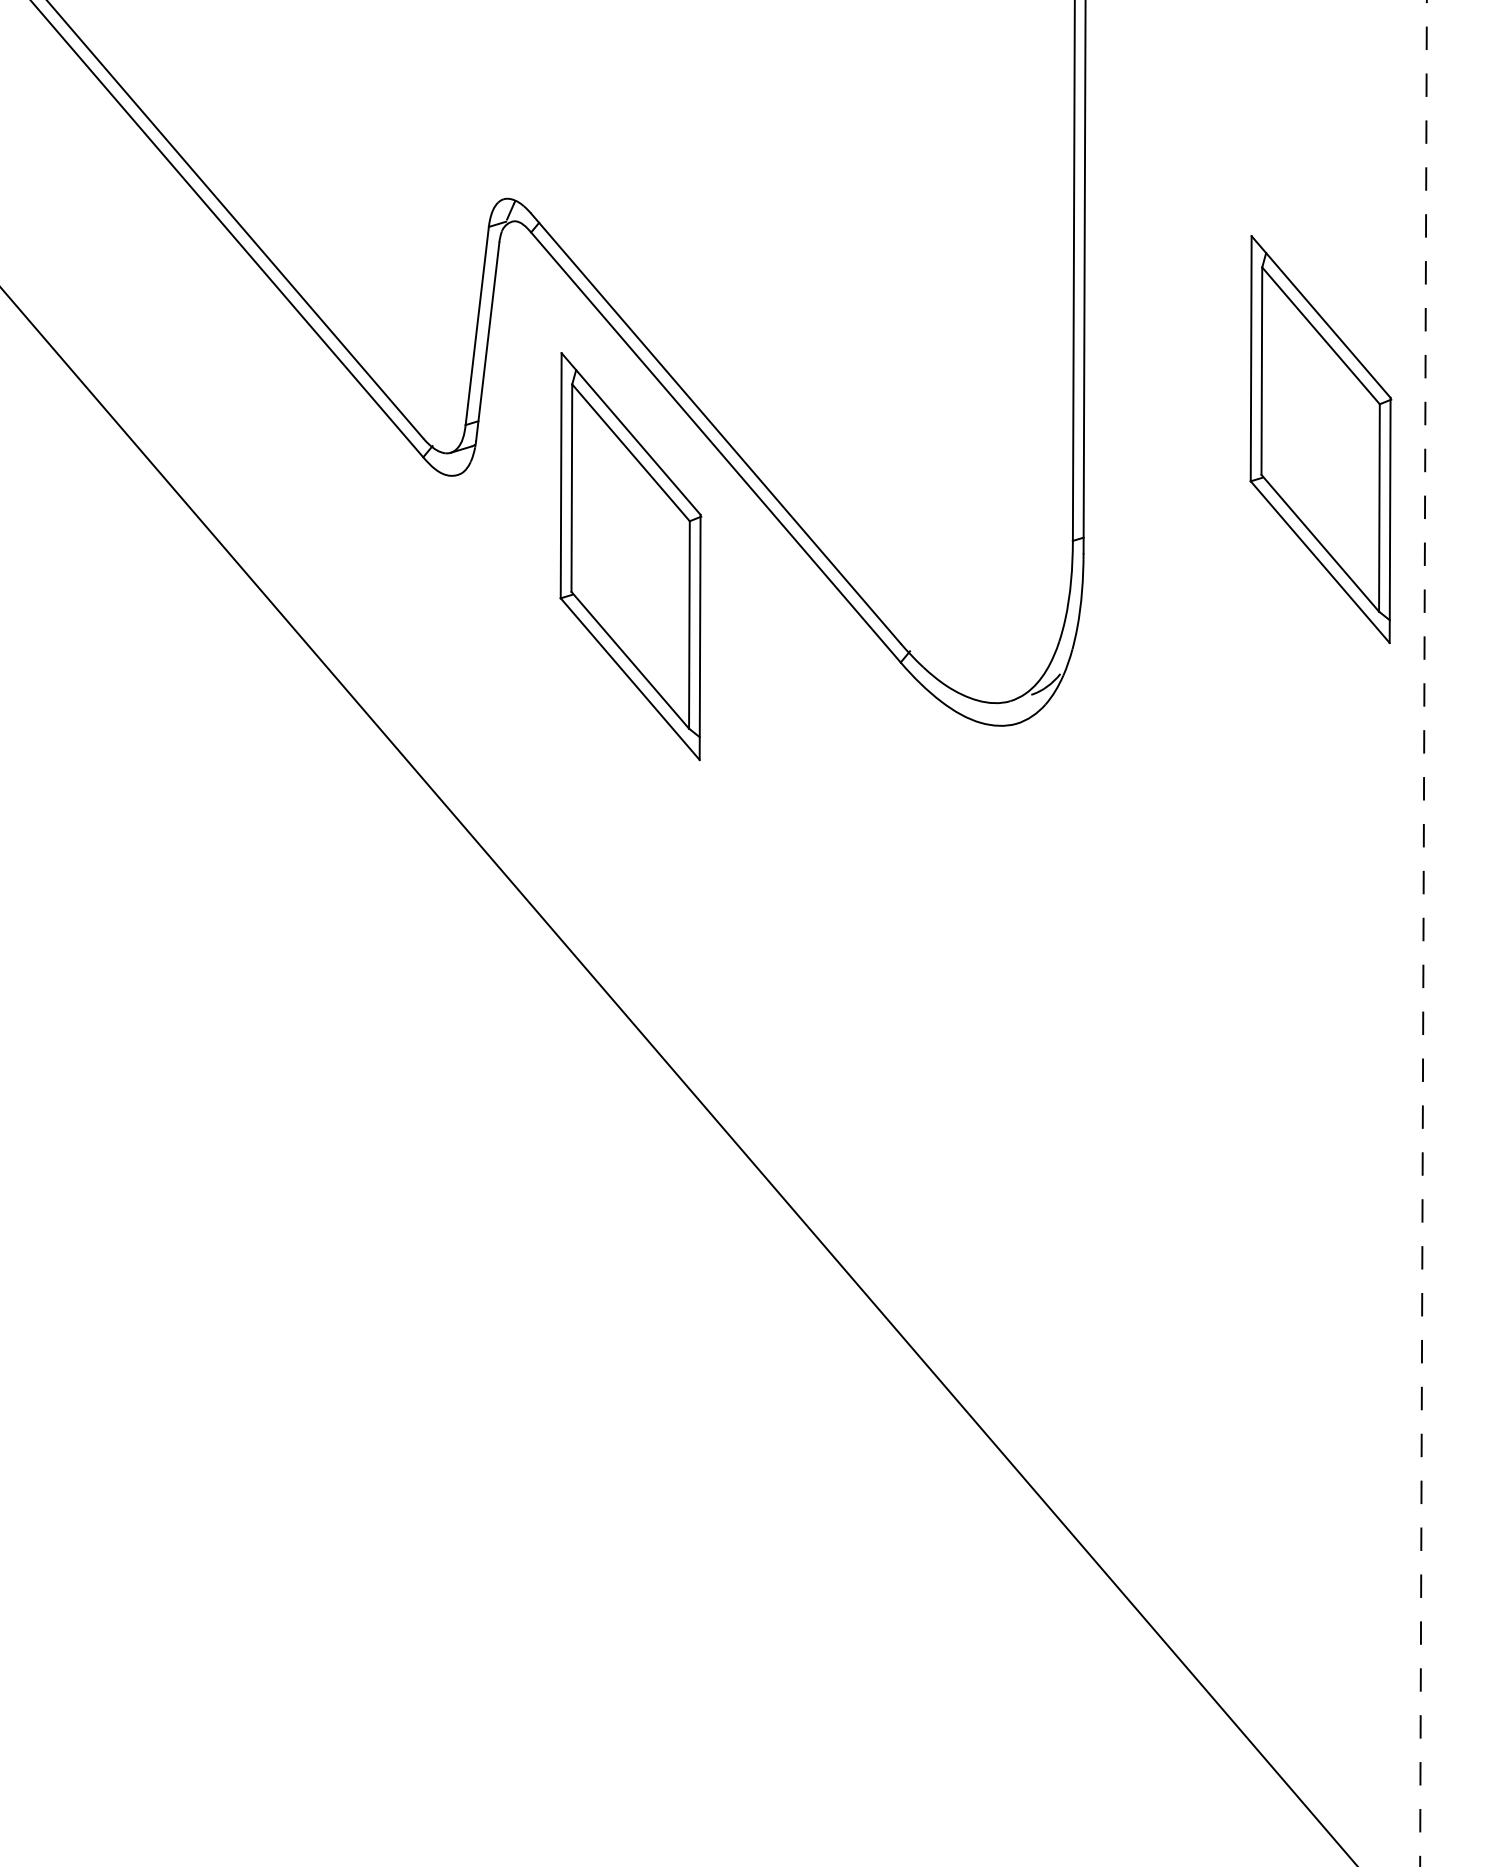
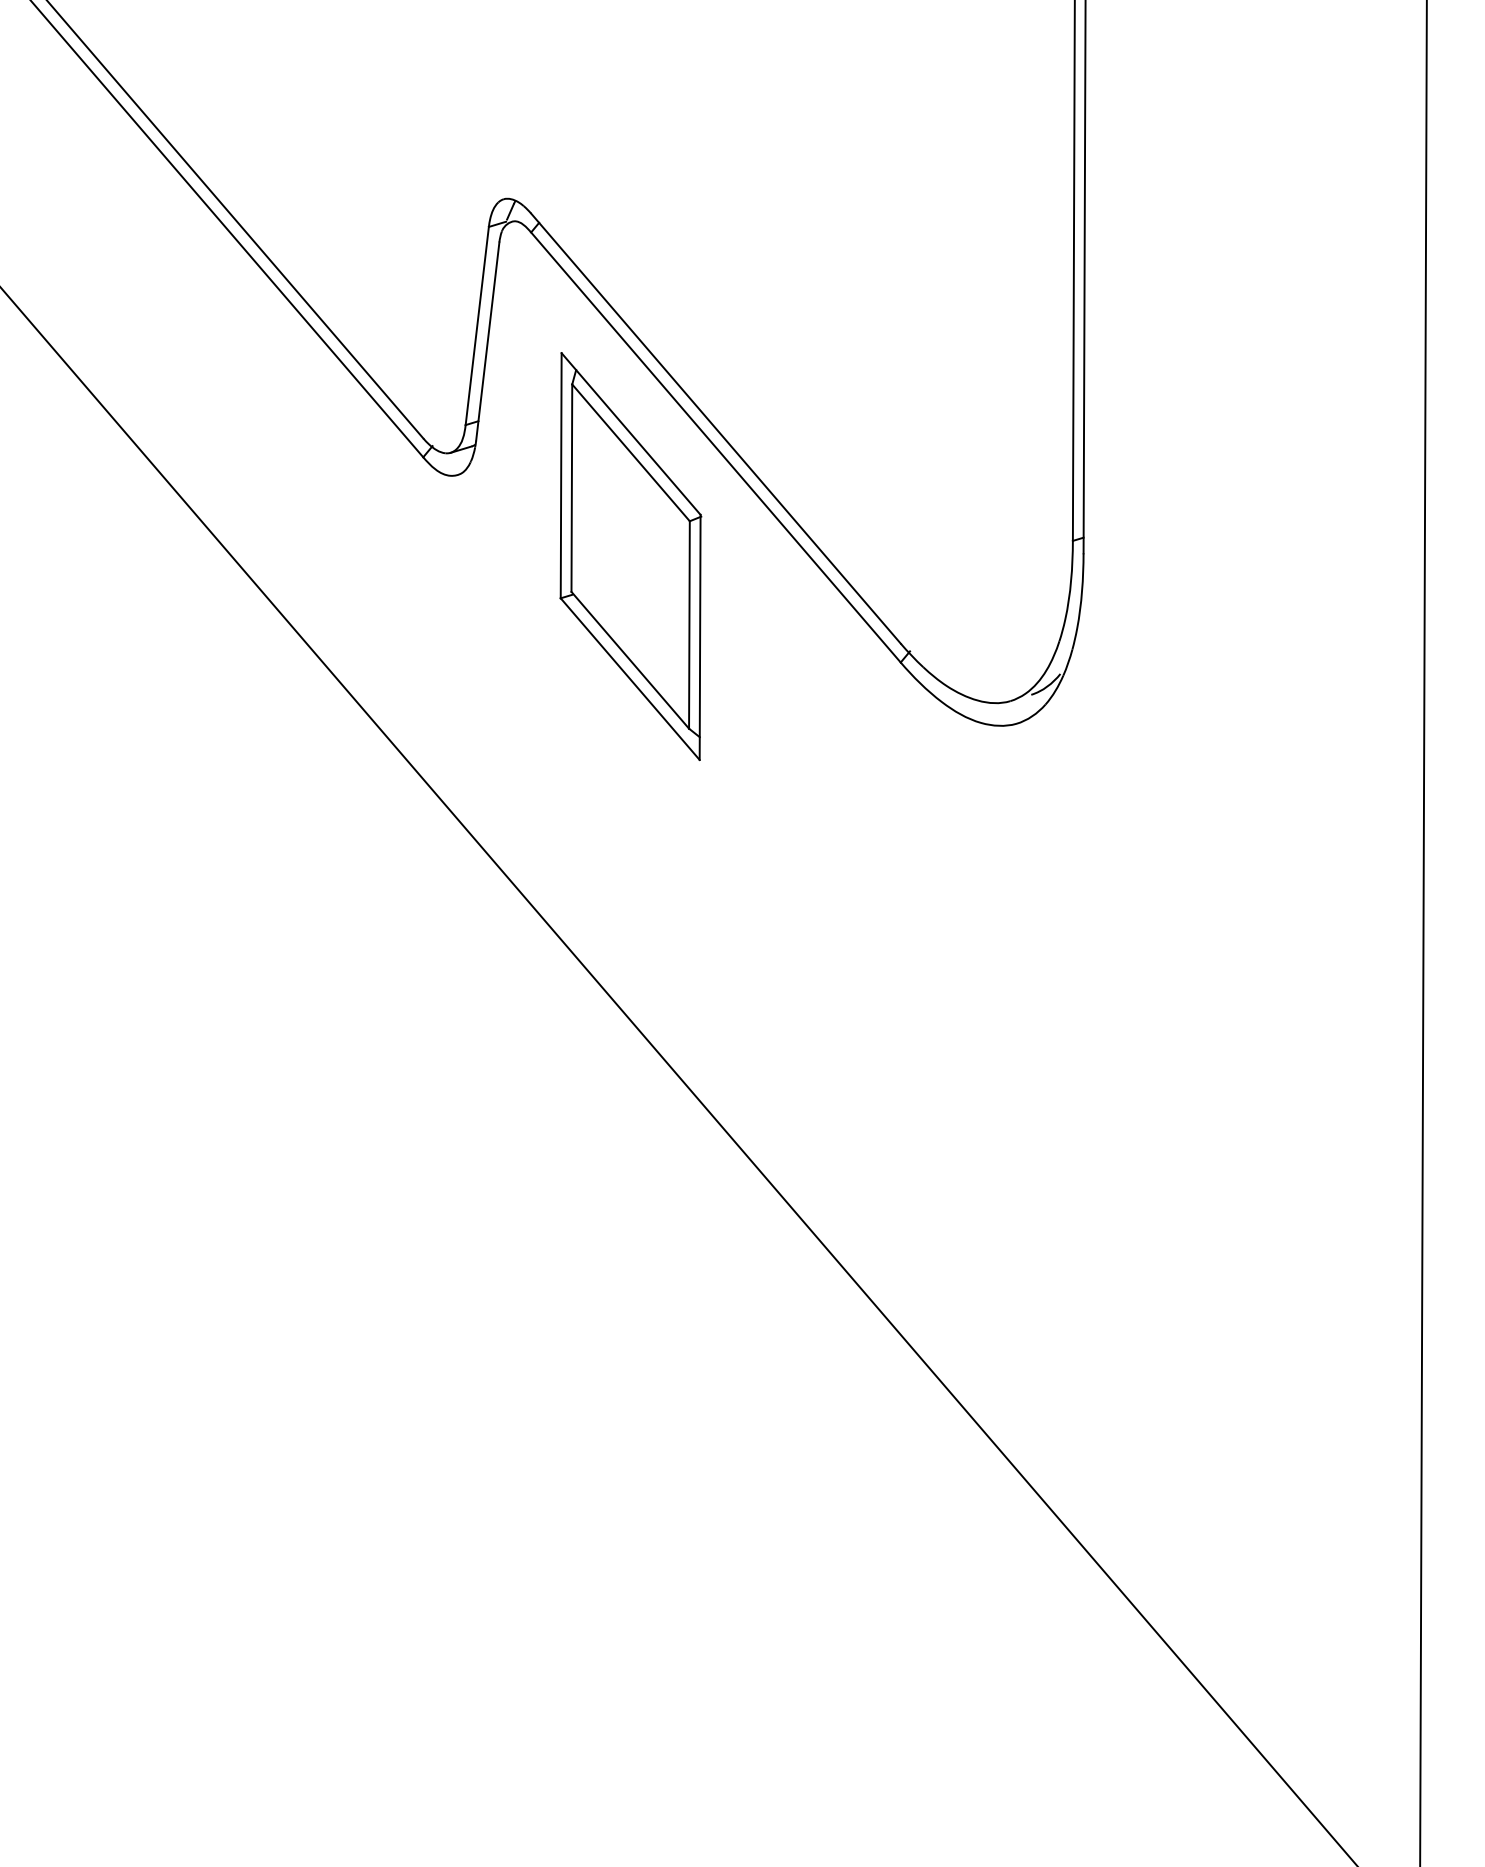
part: present -> none (1320, 439)
line: dashed -> solid (1423, 934)
